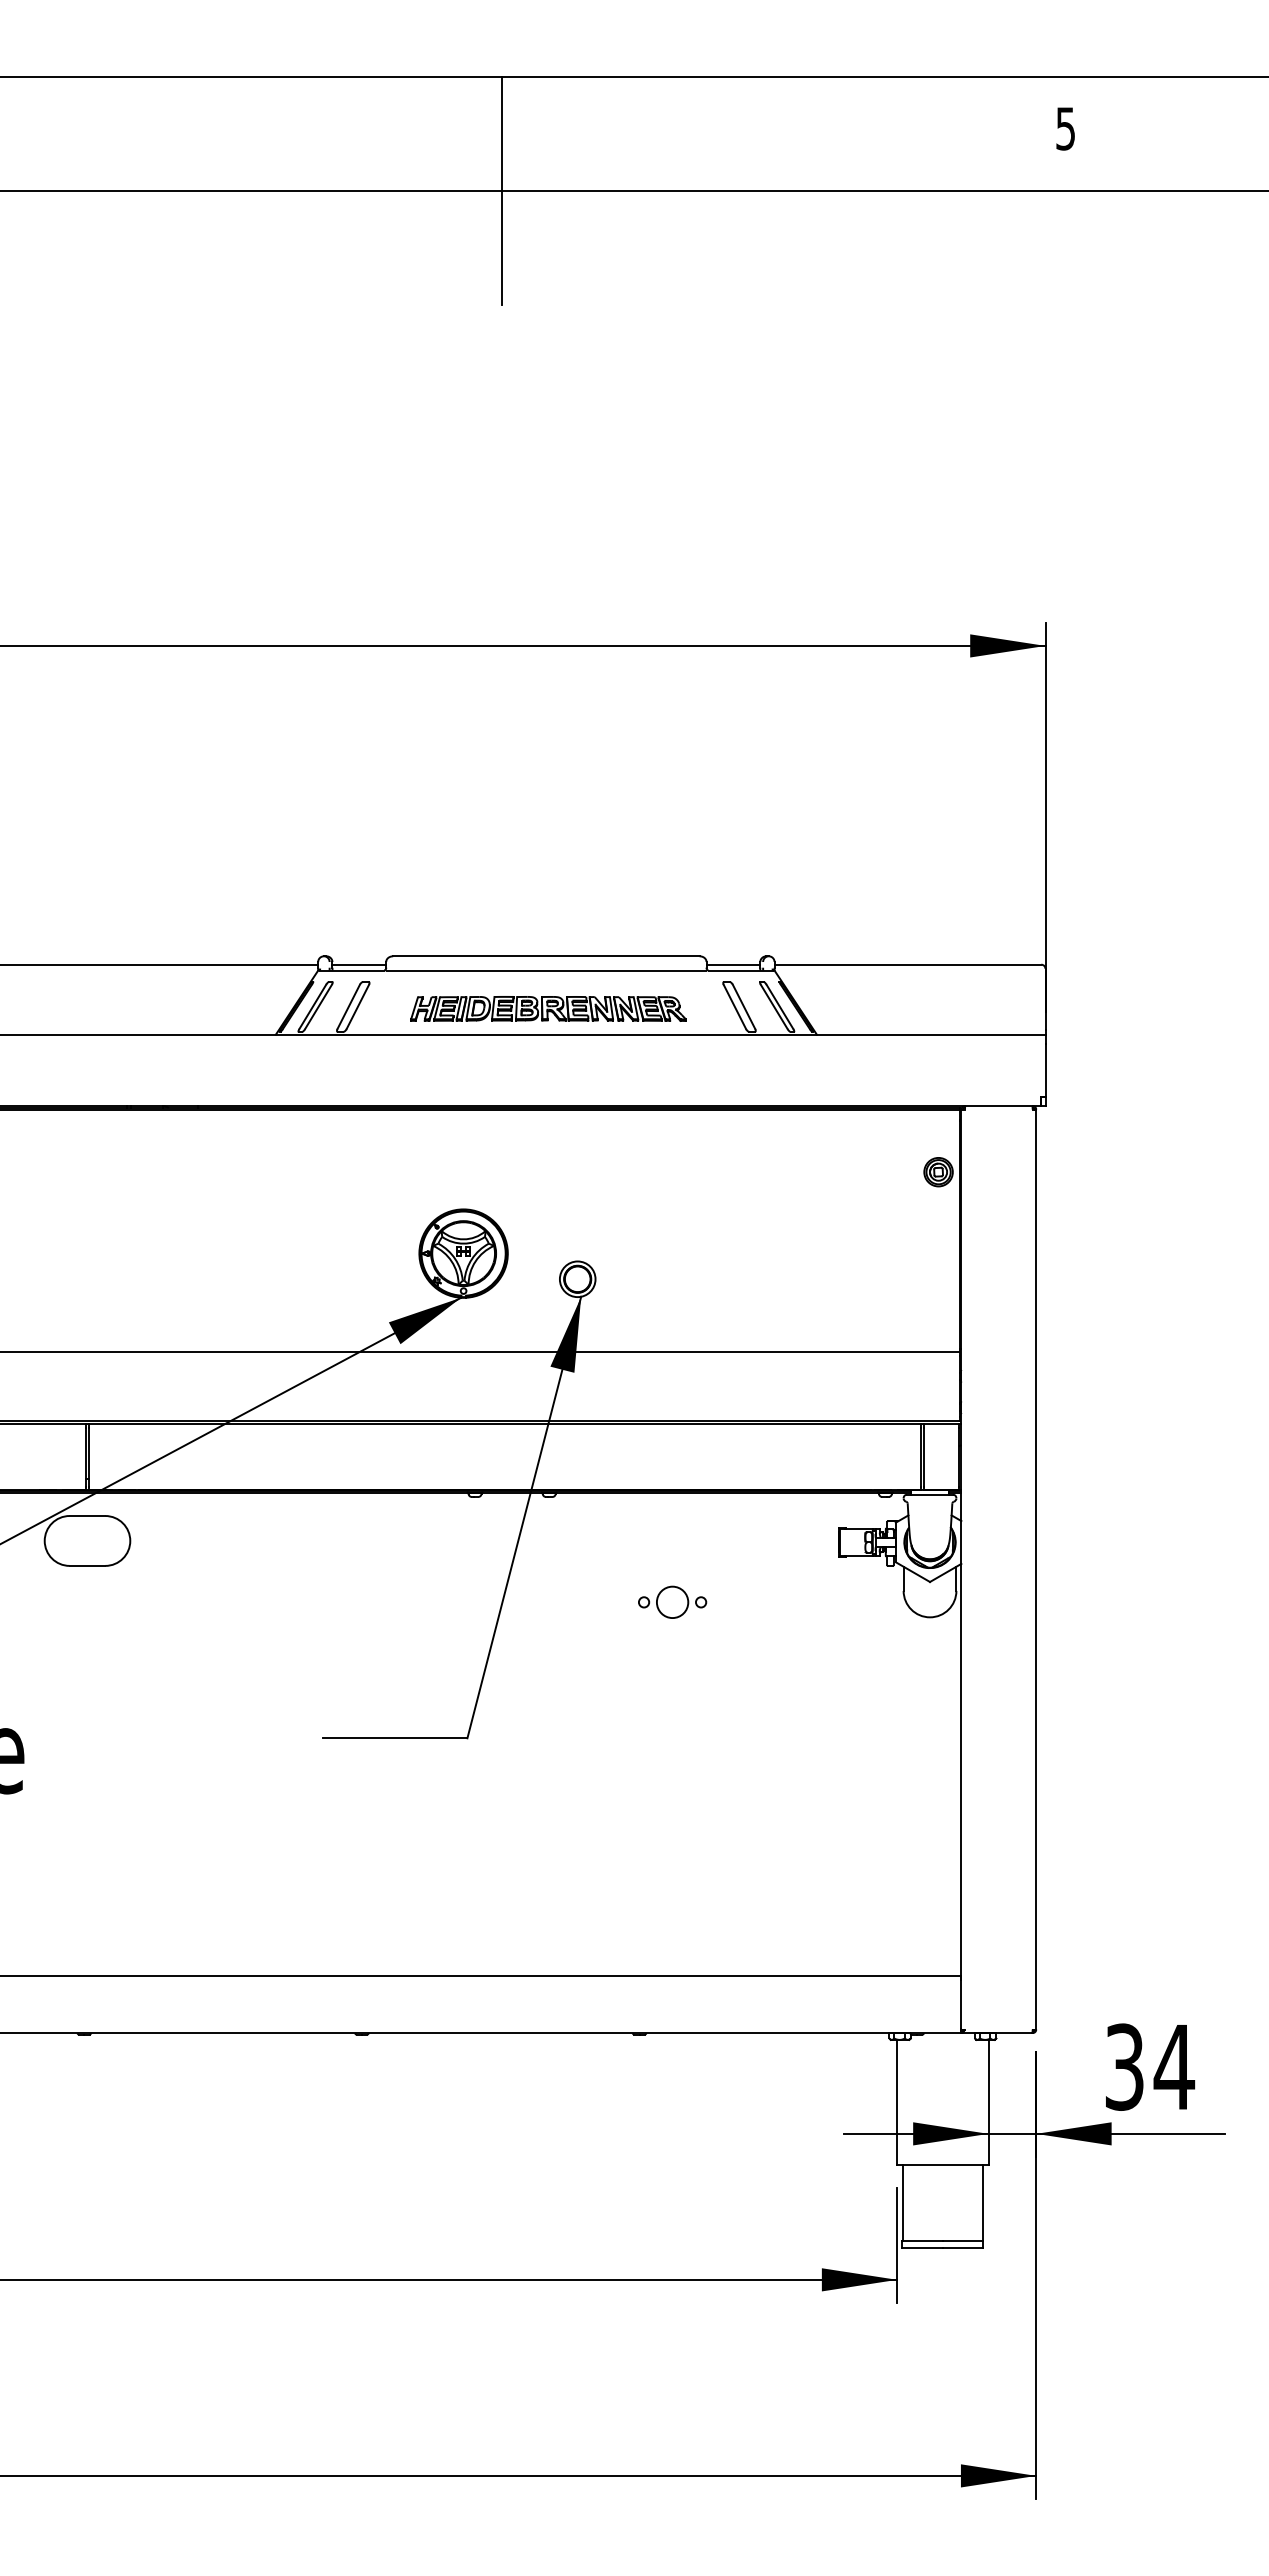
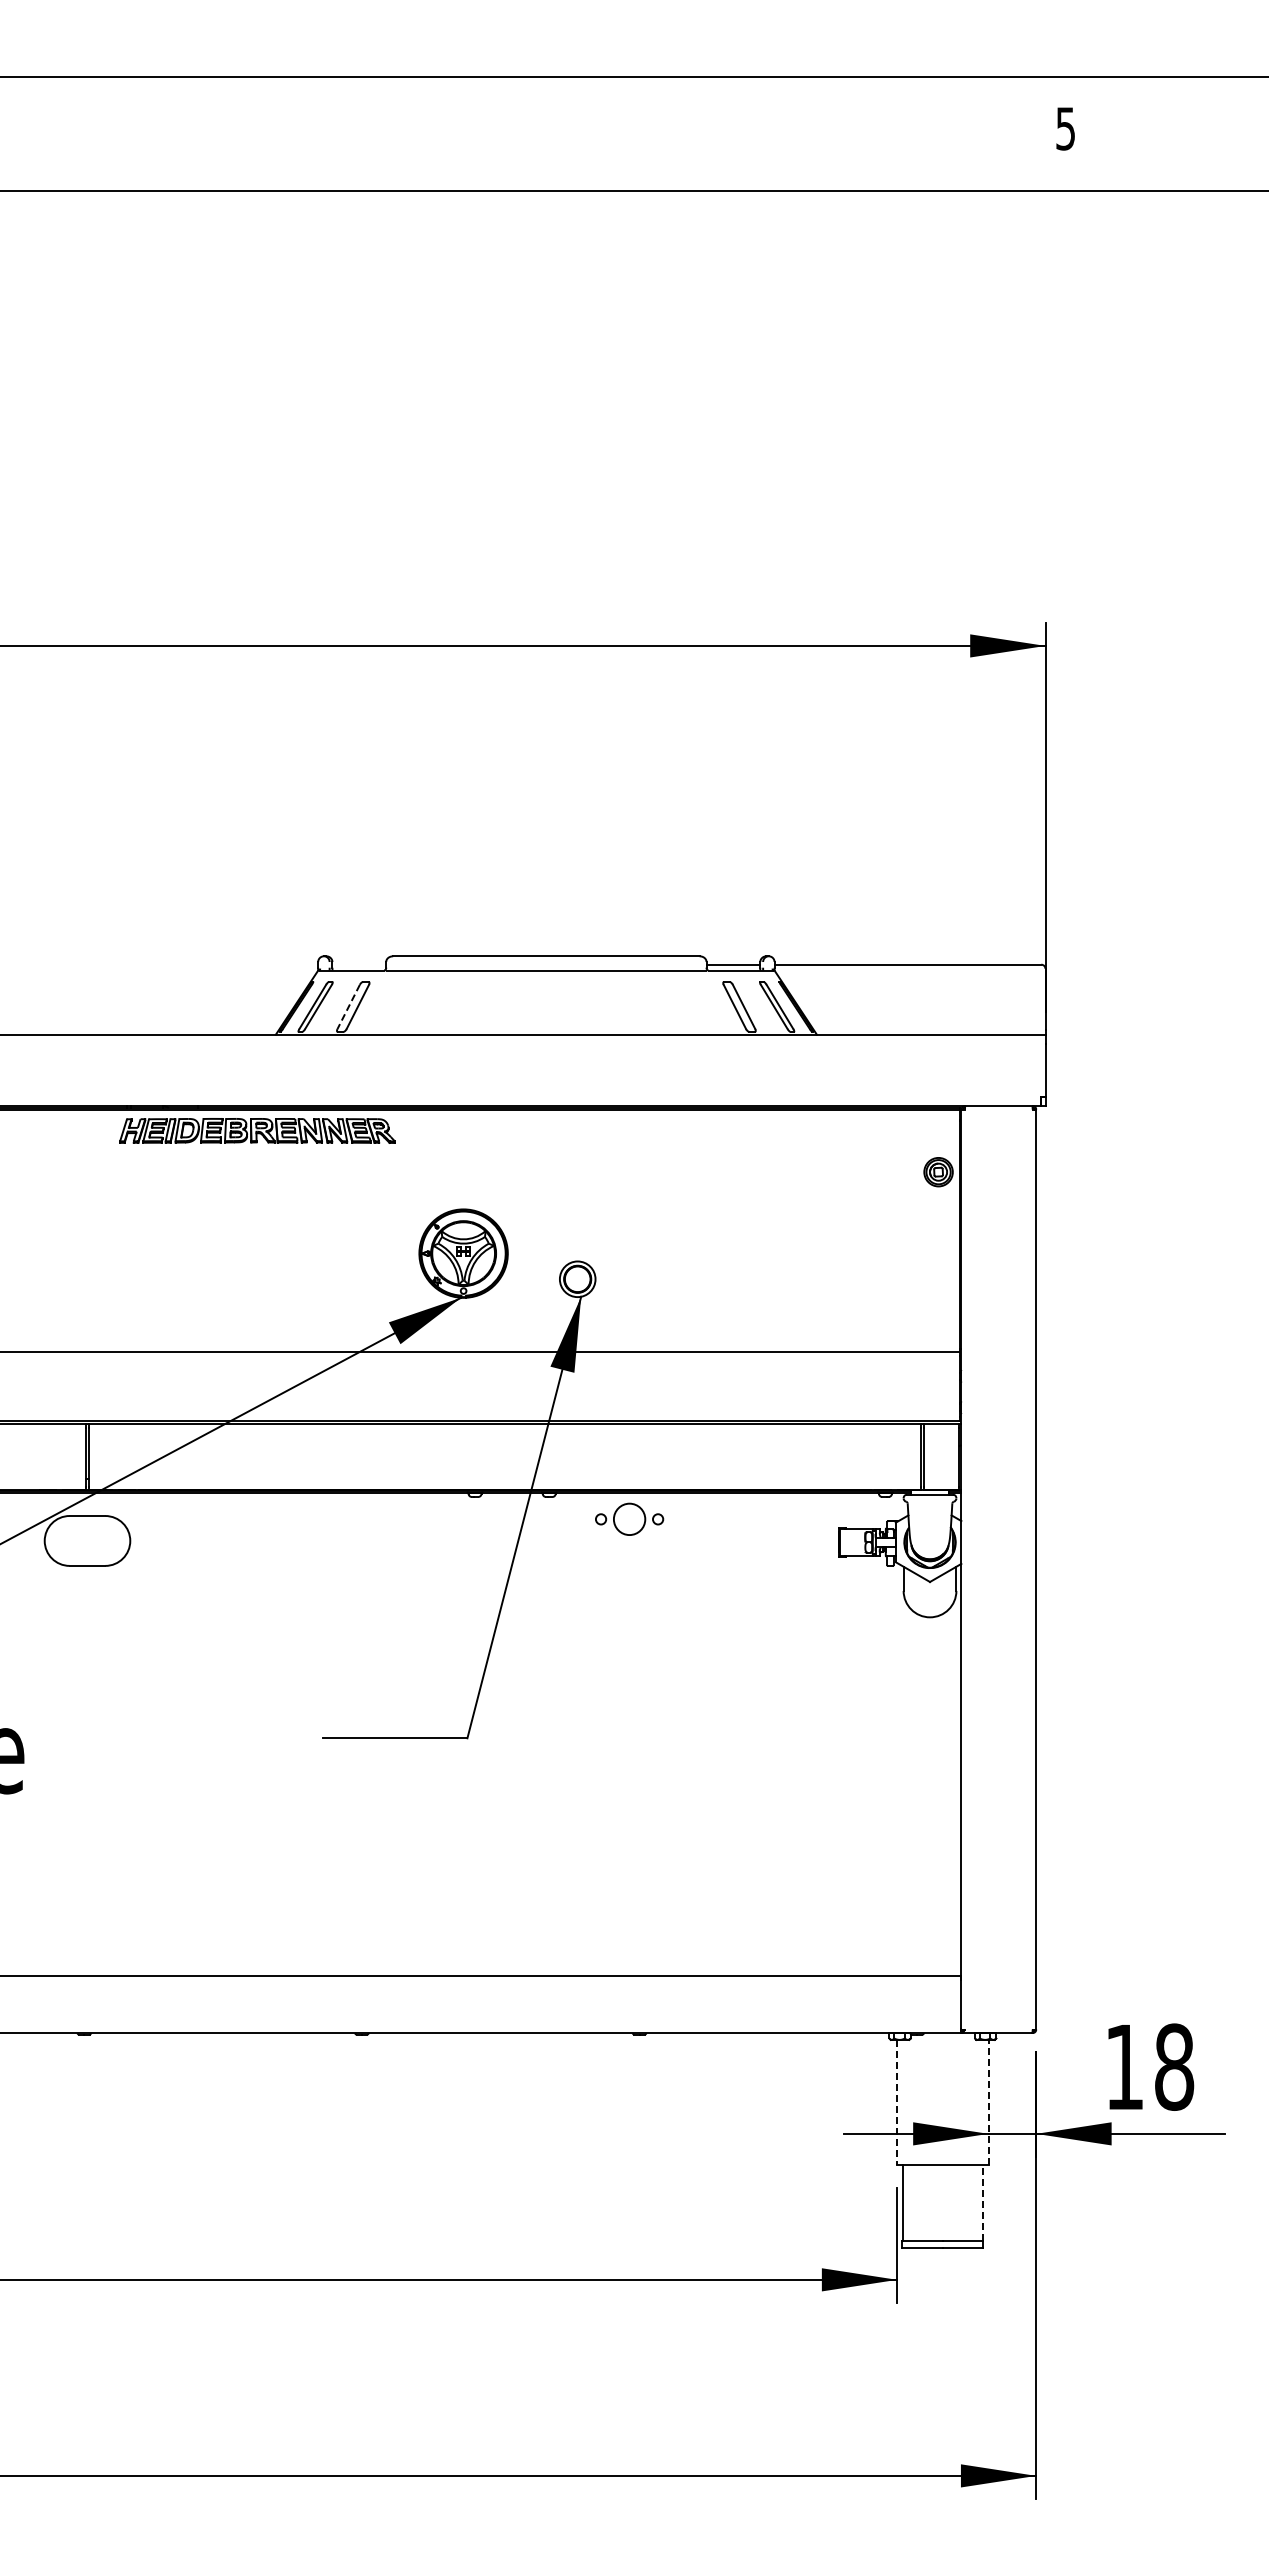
line: present -> none (501, 191)
line: present -> none (160, 964)
line: present -> none (359, 964)
line: solid -> dashed (348, 1006)
part position: (548, 1008) -> (257, 1130) (257, 1130)
part position: (672, 1601) -> (629, 1518) (629, 1518)
text: 34 -> 18 (1150, 2066)
line: solid -> dashed (897, 2102)
line: solid -> dashed (988, 2102)
line: solid -> dashed (982, 2202)
